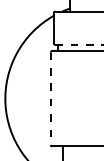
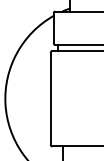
line: dashed -> solid (79, 44)
line: dashed -> solid (50, 99)
